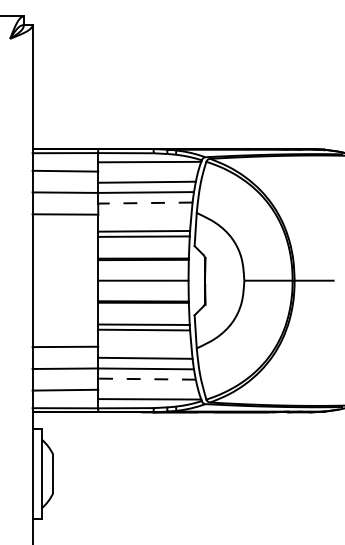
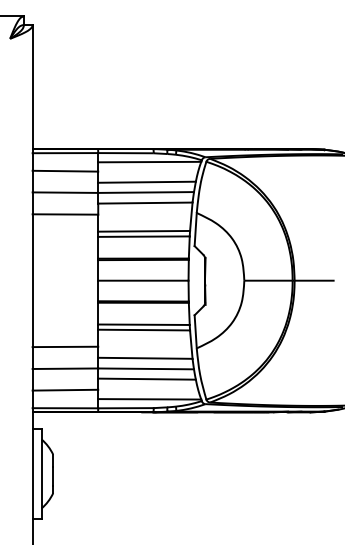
line: dashed -> solid (144, 203)
line: dashed -> solid (147, 379)
